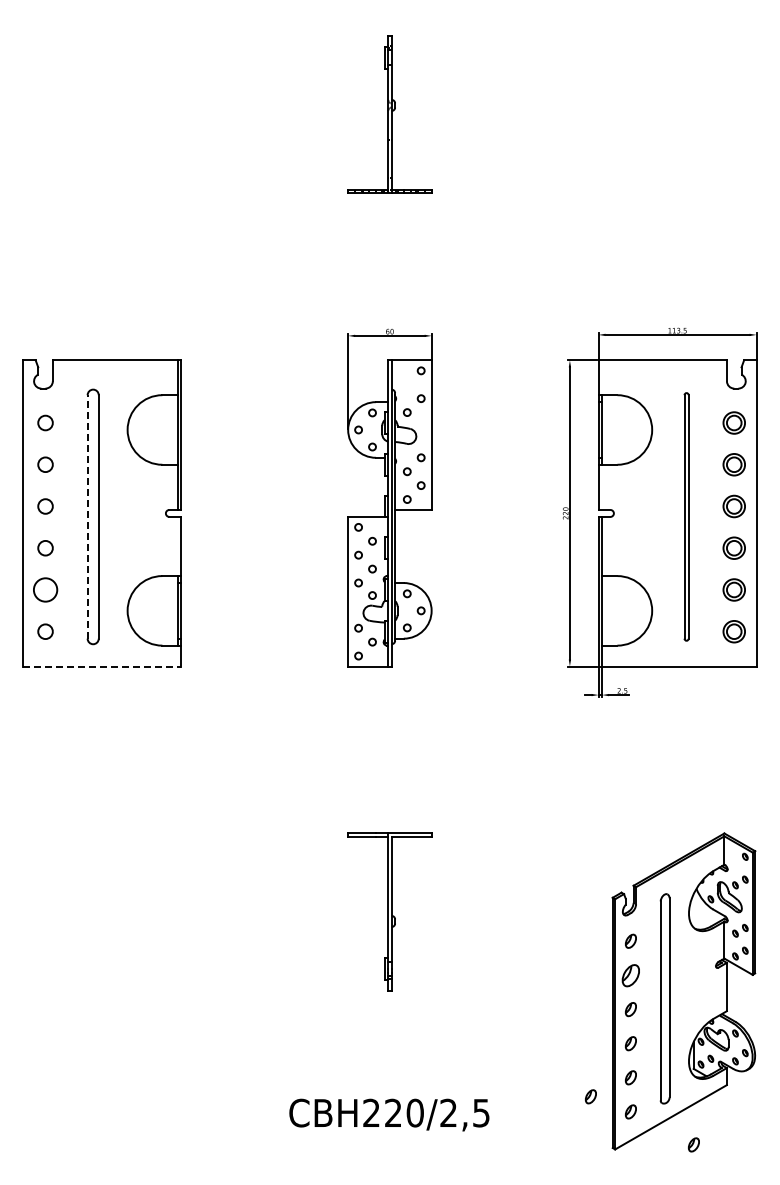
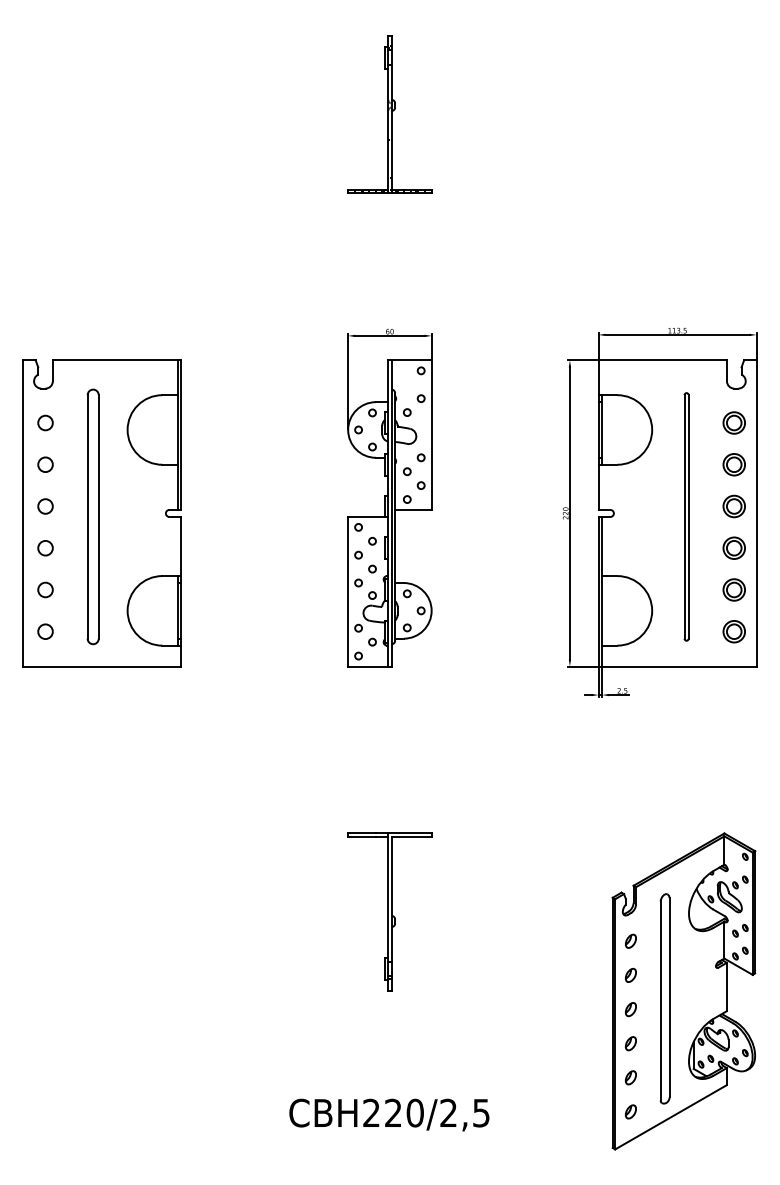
line: dashed -> solid (87, 516)
circle size: 26x26 px -> 17x18 px (45, 589)
line: dashed -> solid (102, 666)
part size: 19x24 px -> 12x16 px (630, 974)
part: present -> none (590, 1096)
part: present -> none (693, 1144)
